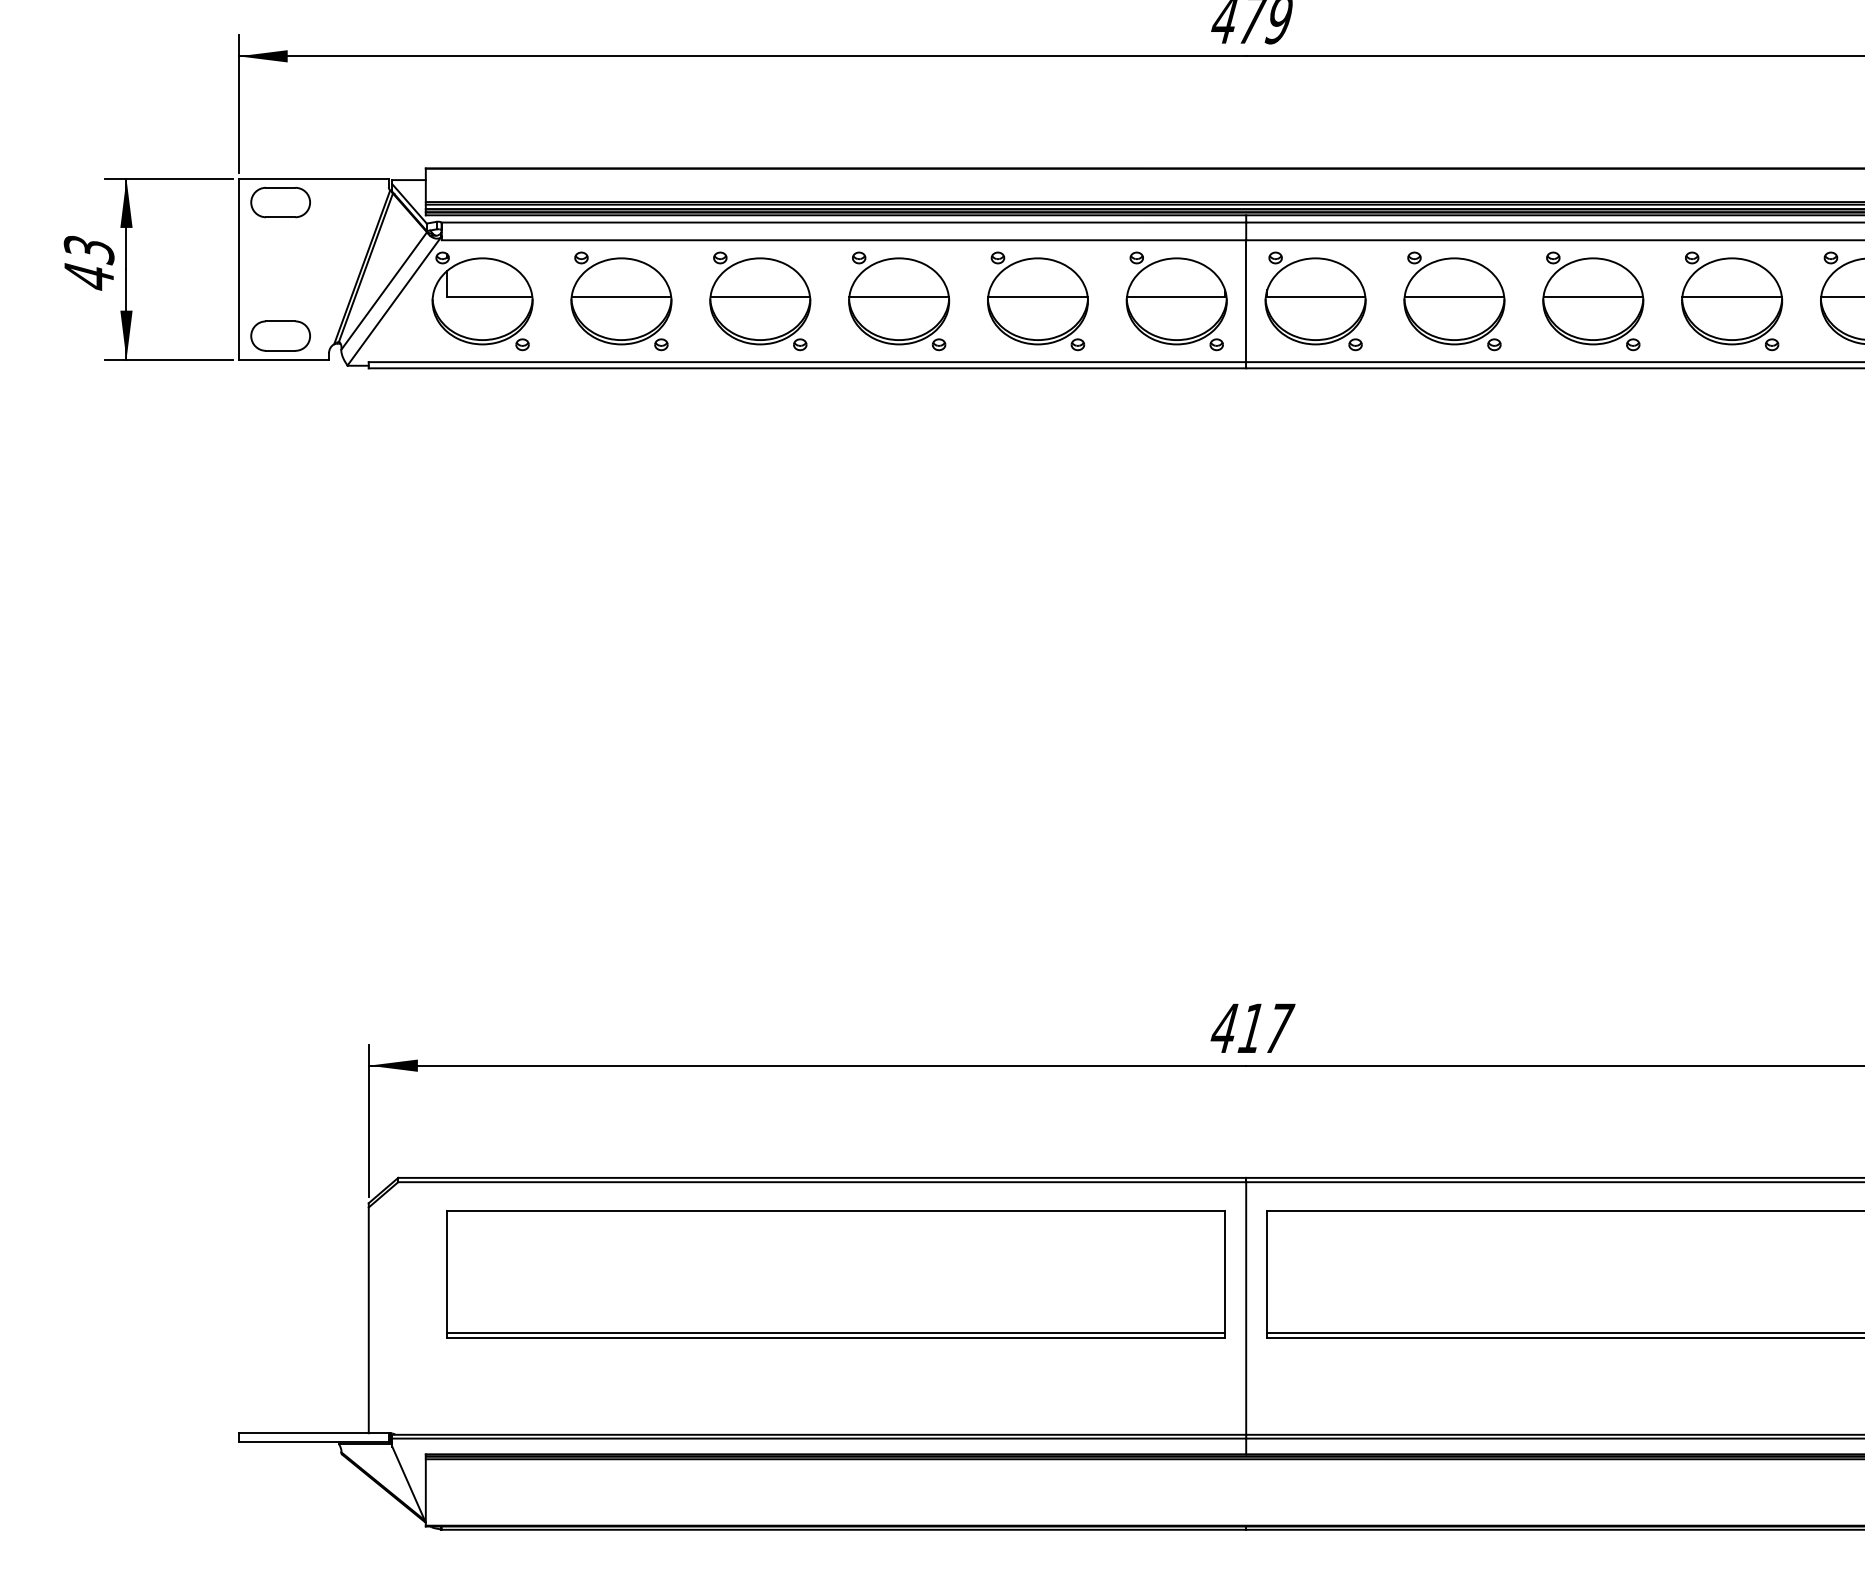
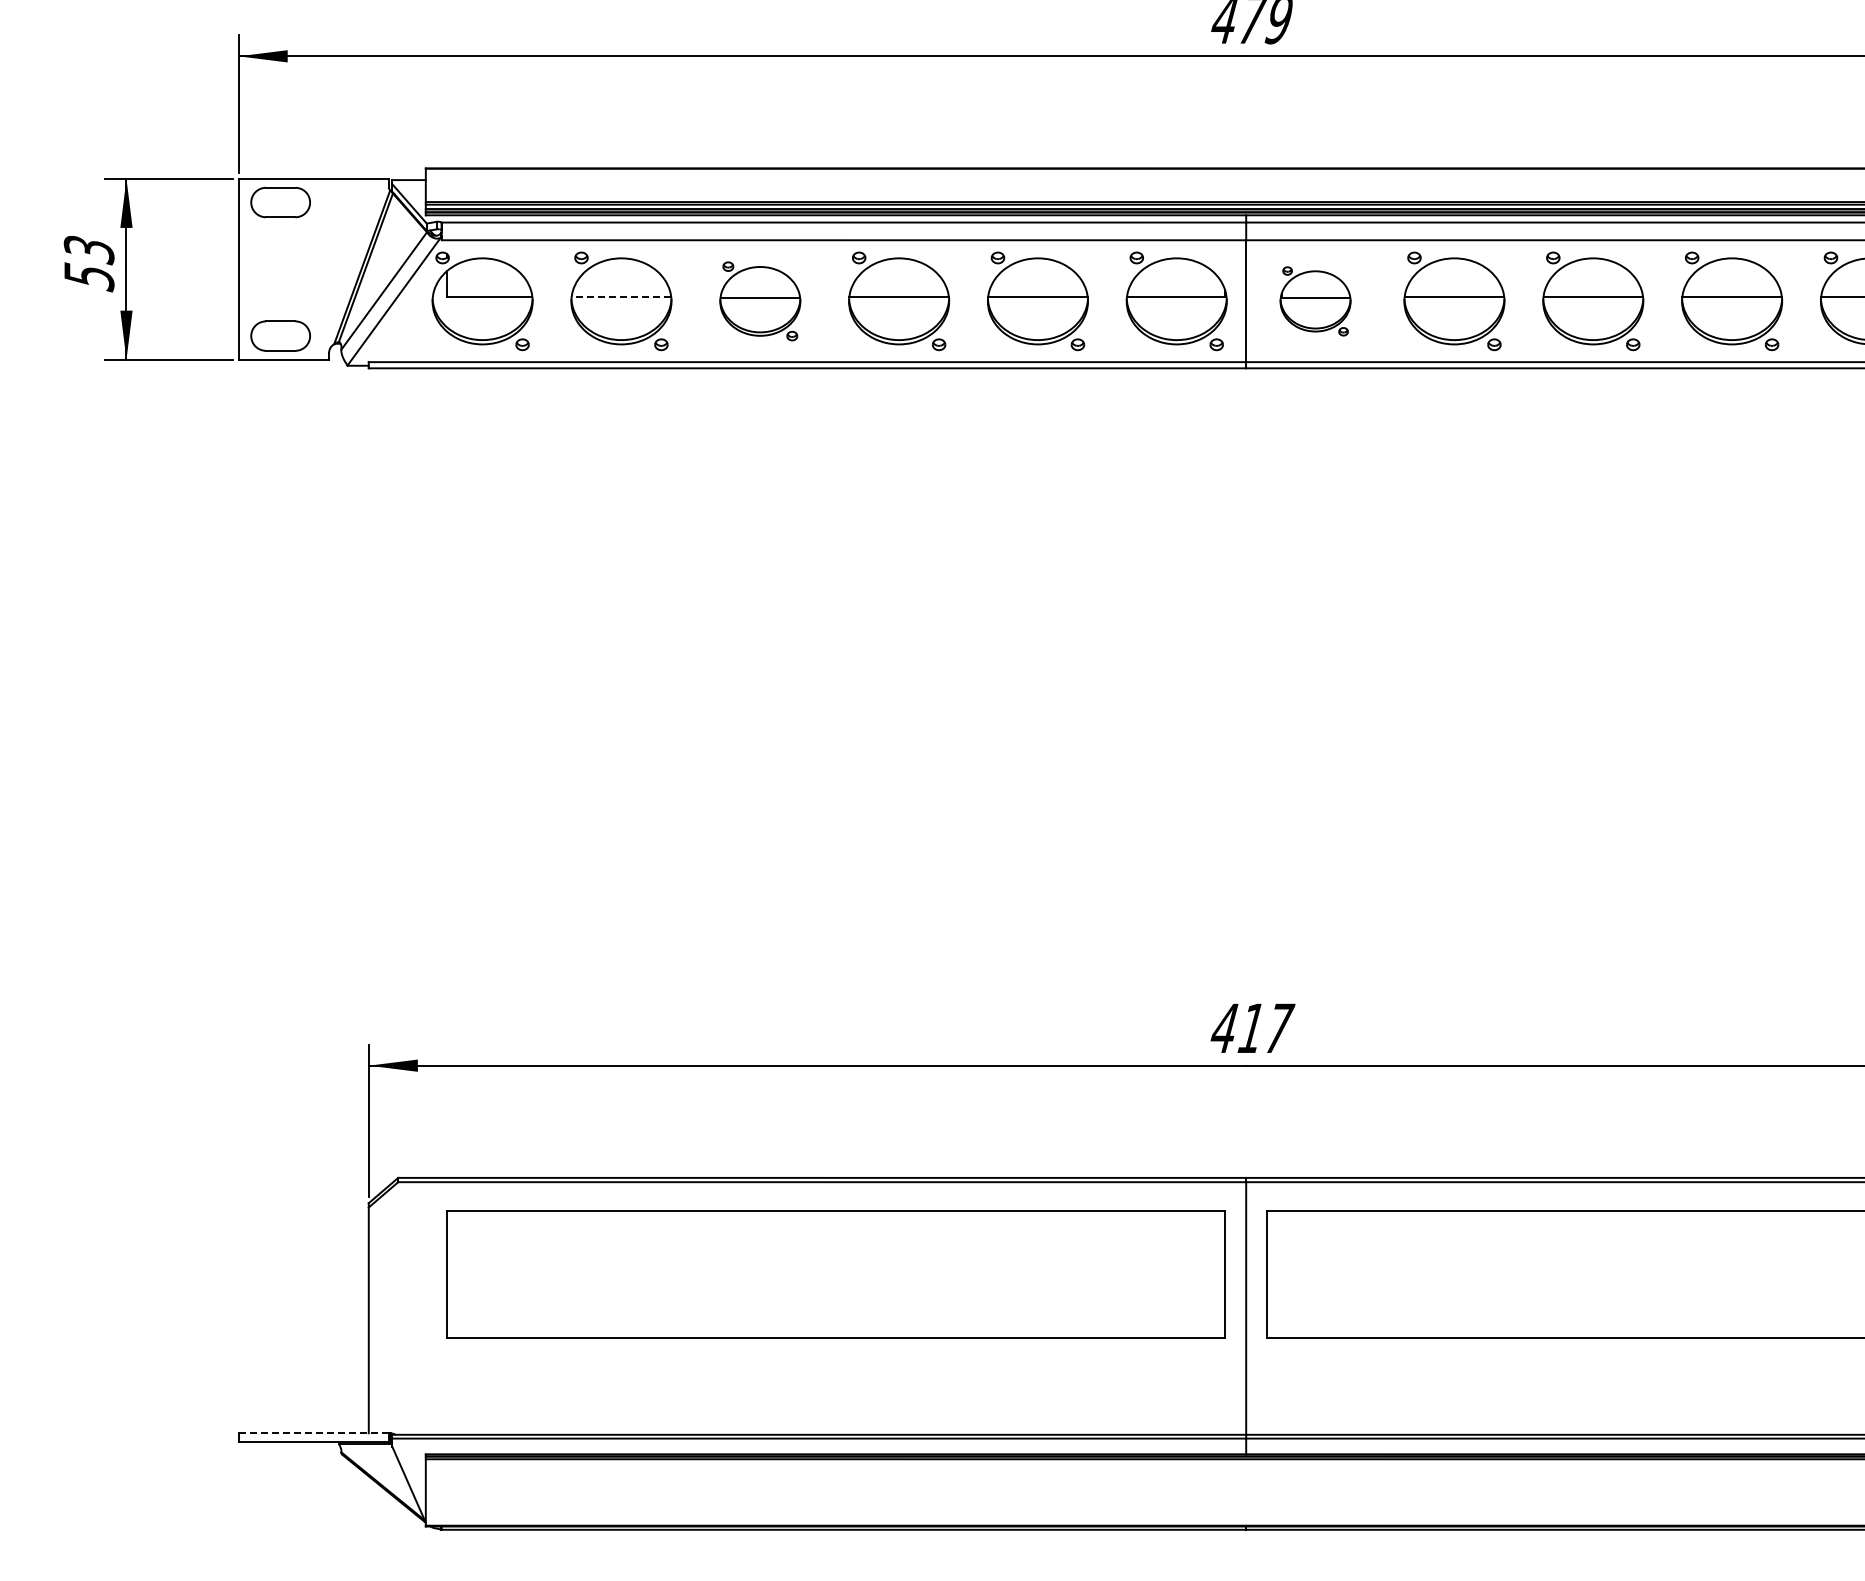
text: 43 -> 53 (89, 277)
line: solid -> dashed (621, 296)
part size: 103x101 px -> 83x81 px (760, 301)
part size: 103x101 px -> 73x71 px (1315, 301)
line: present -> none (835, 1333)
line: present -> none (1564, 1333)
line: solid -> dashed (313, 1433)
